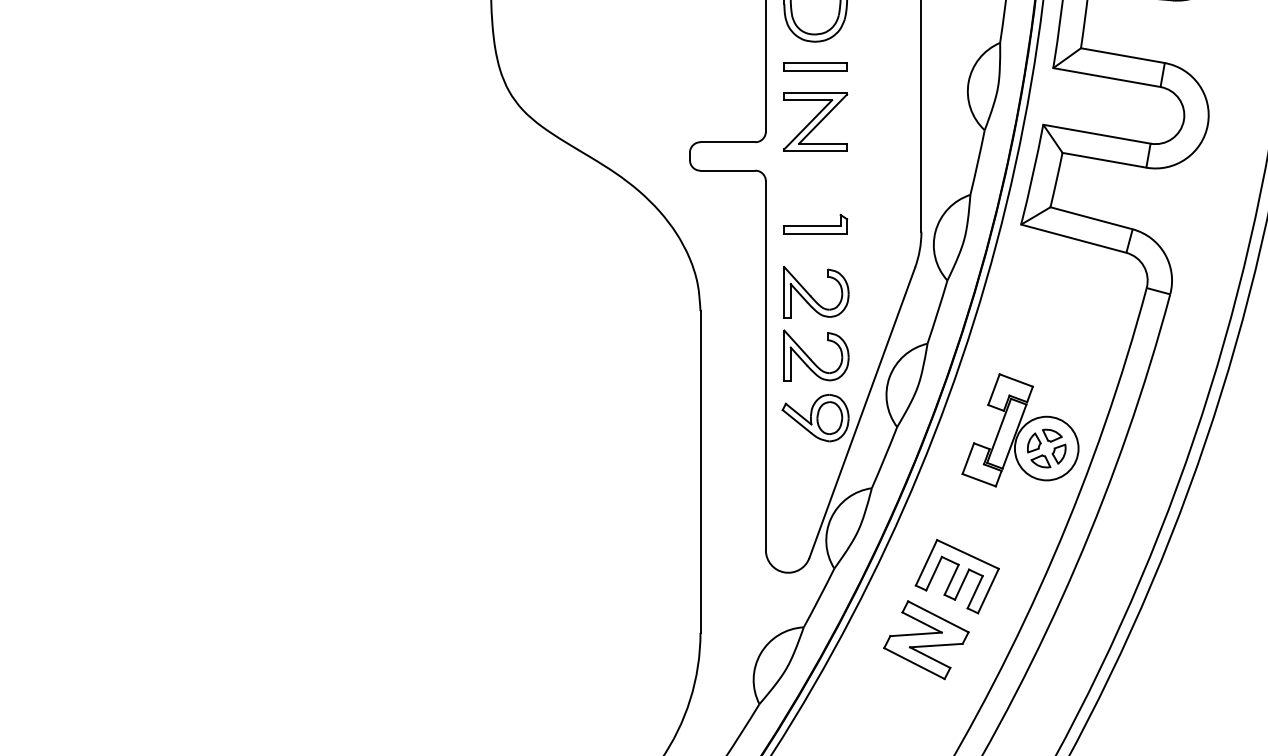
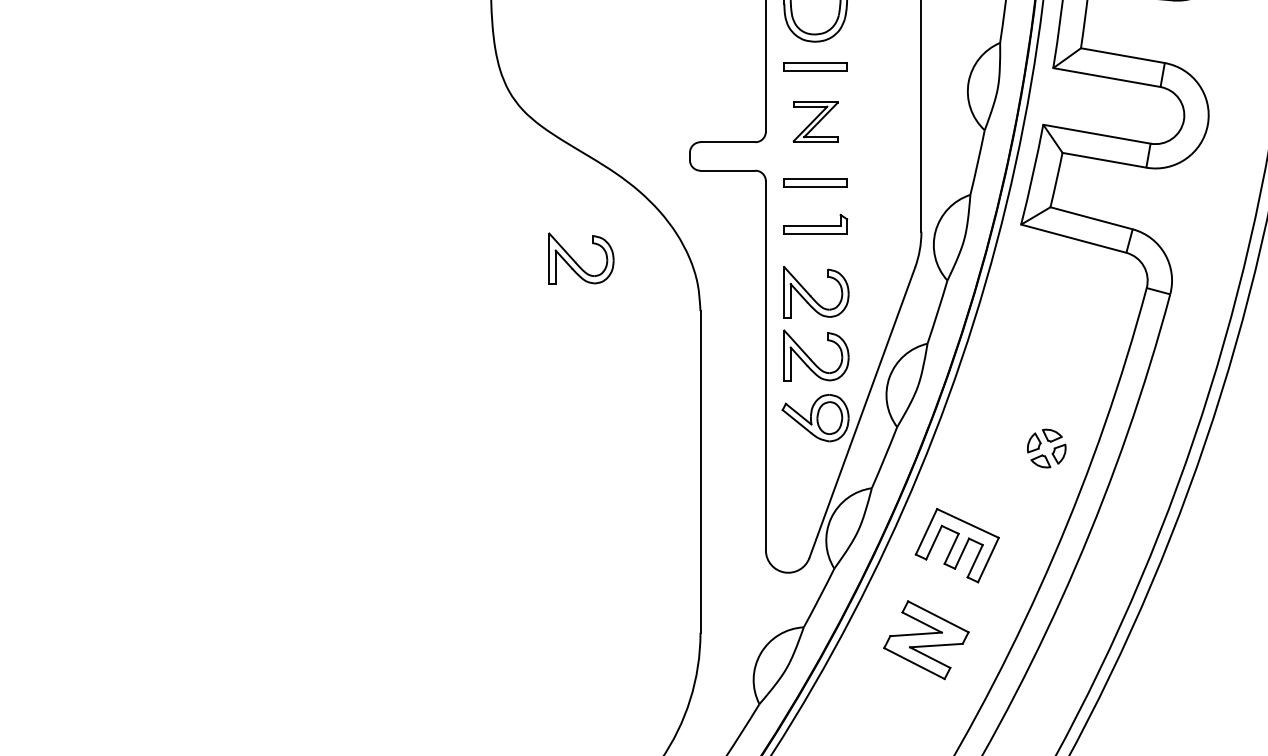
part size: 66x60 px -> 47x42 px (815, 121)
part: none -> present (815, 182)
part: none -> present (581, 258)
part: present -> none (1020, 430)
part position: (956, 576) -> (956, 545) (956, 545)
